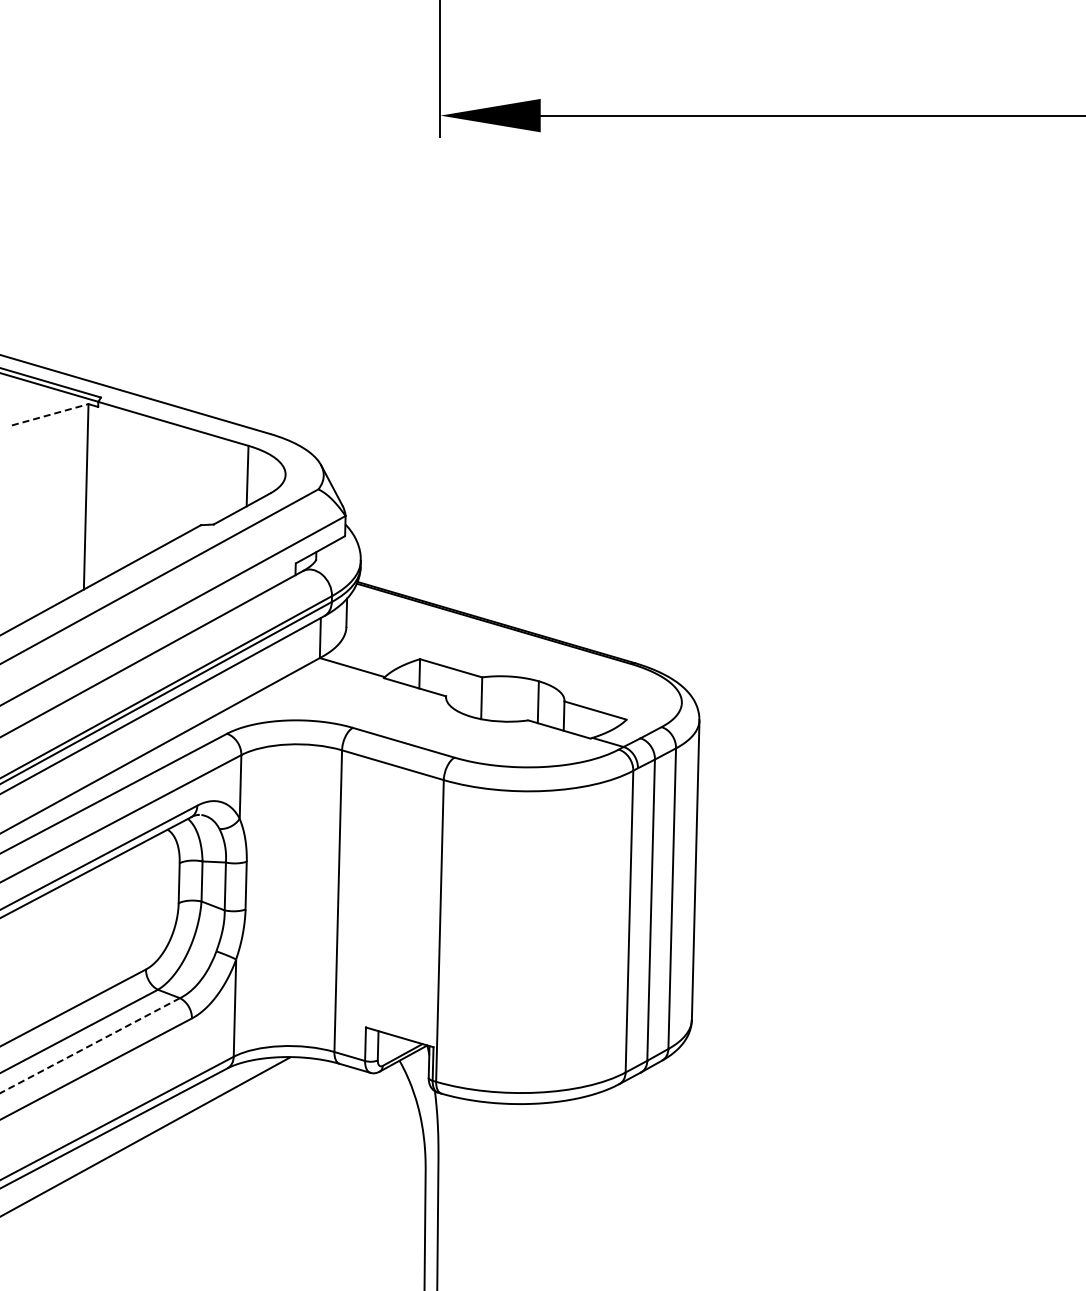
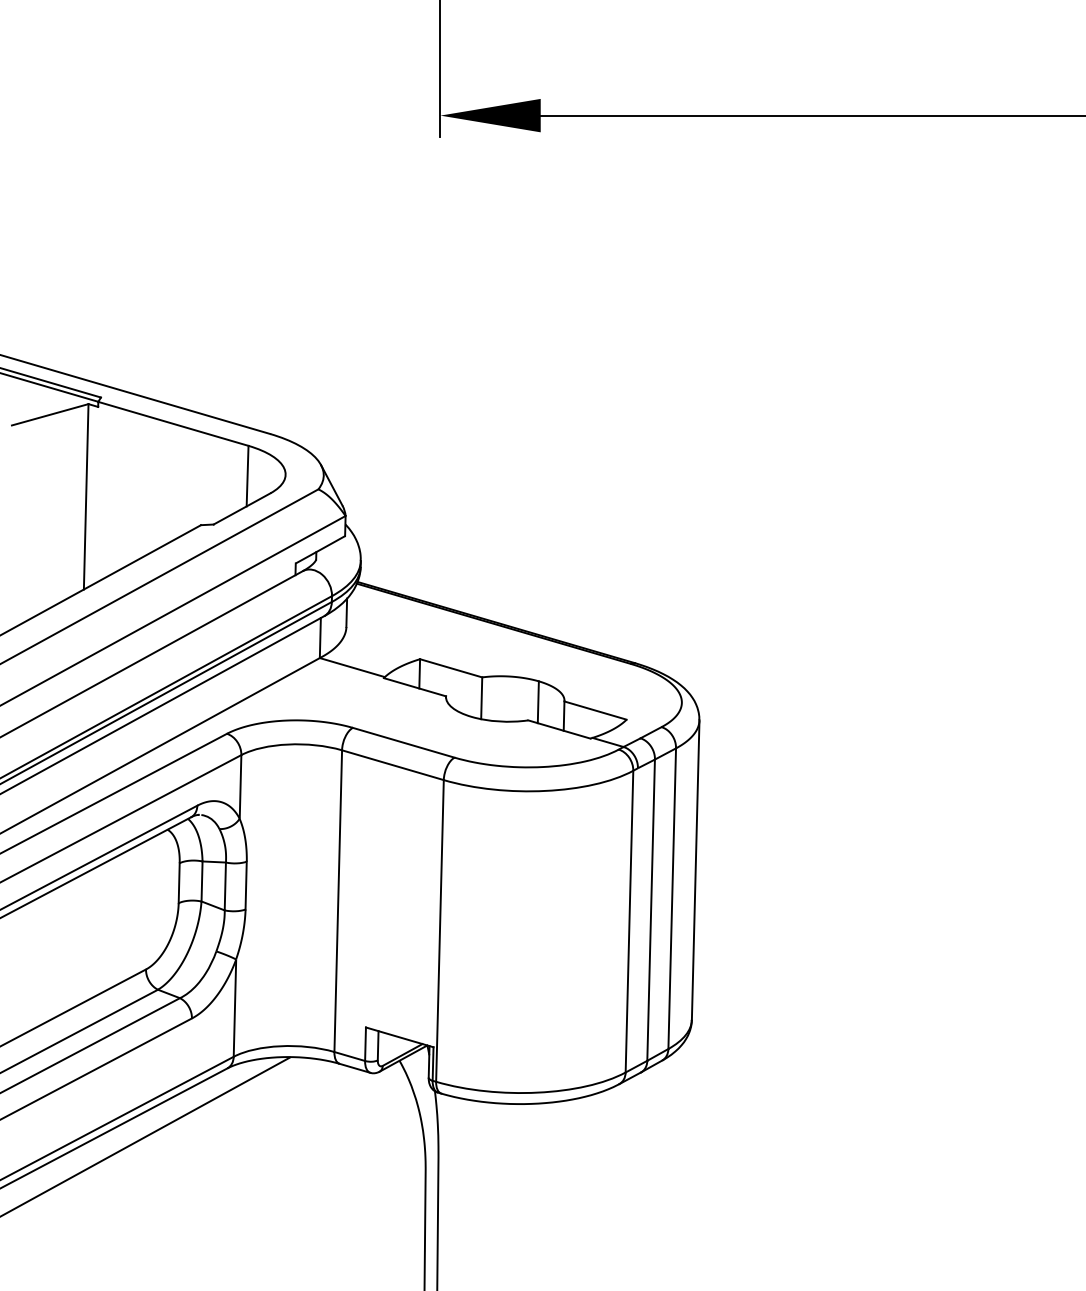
line: dashed -> solid (50, 414)
line: dashed -> solid (90, 1045)
